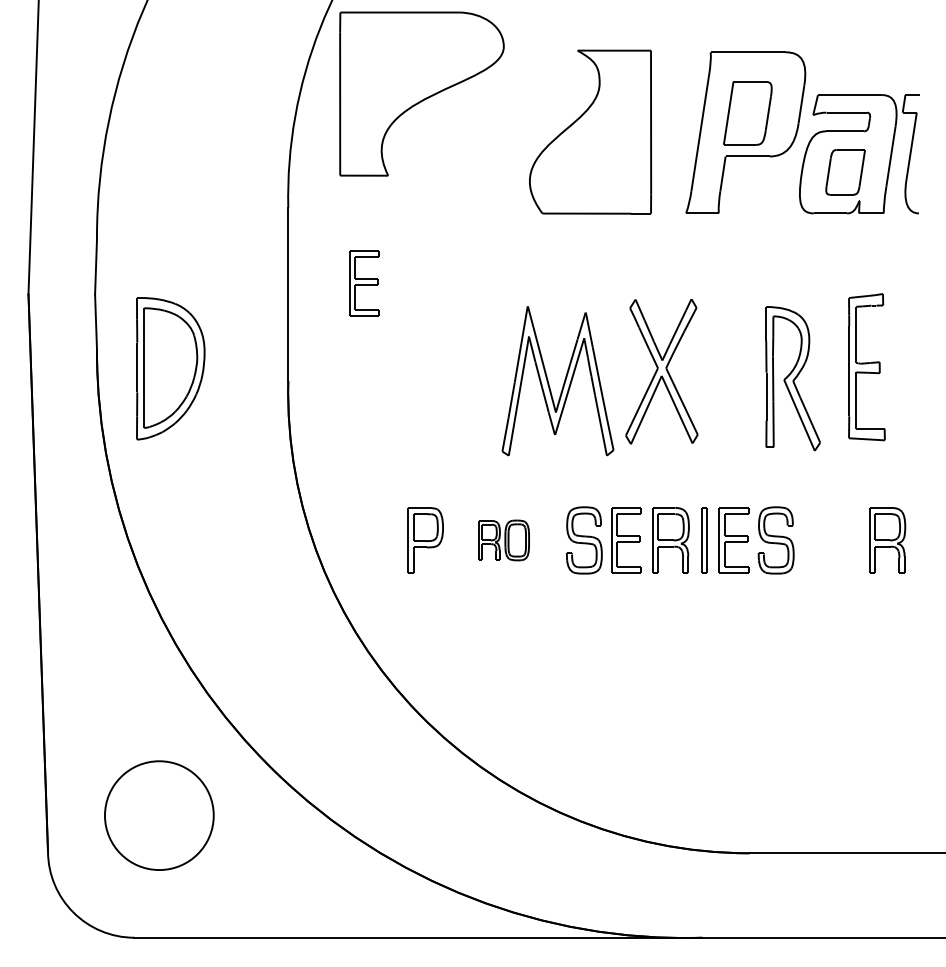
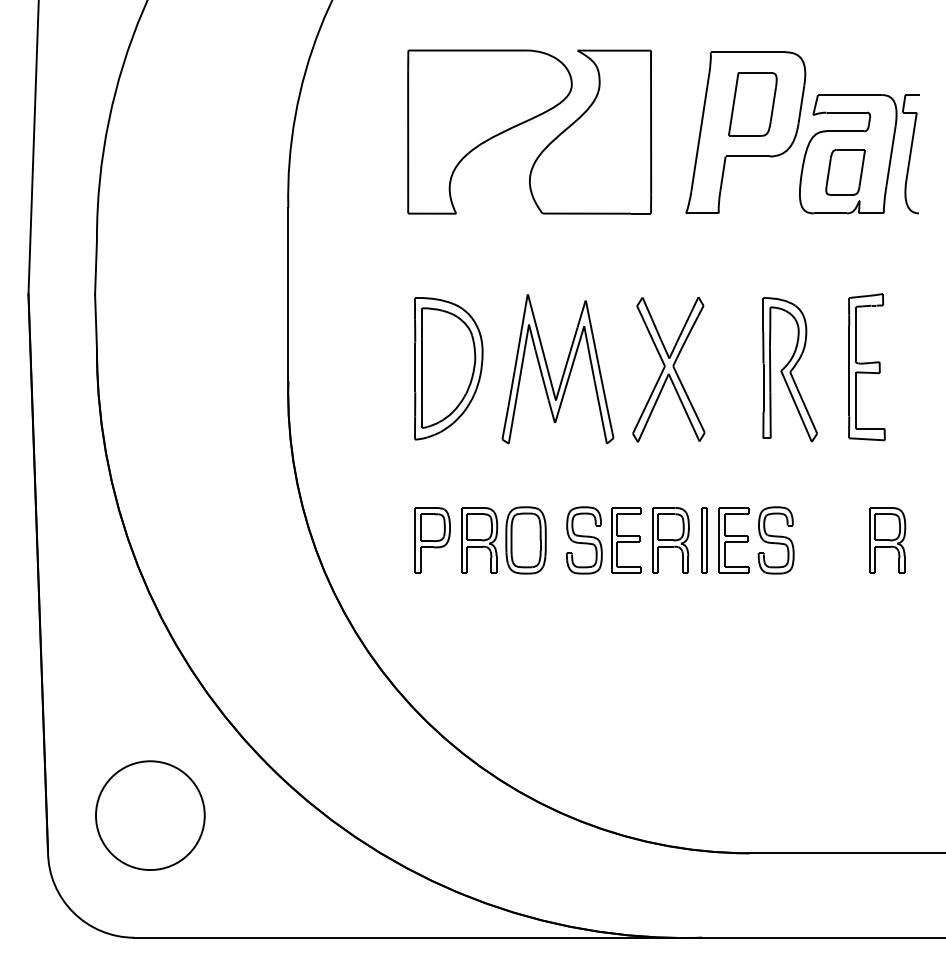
part position: (421, 93) -> (489, 131) (489, 131)
part position: (747, 113) -> (752, 104) (752, 104)
part: present -> none (364, 283)
part position: (170, 368) -> (448, 368) (448, 368)
part position: (661, 371) -> (668, 369) (668, 369)
part position: (792, 378) -> (789, 369) (789, 369)
part position: (563, 382) -> (563, 370) (563, 370)
part position: (425, 540) -> (432, 540) (432, 540)
part size: 52x43 px -> 86x69 px (503, 540)
circle position: (159, 815) -> (150, 815) (150, 815)
